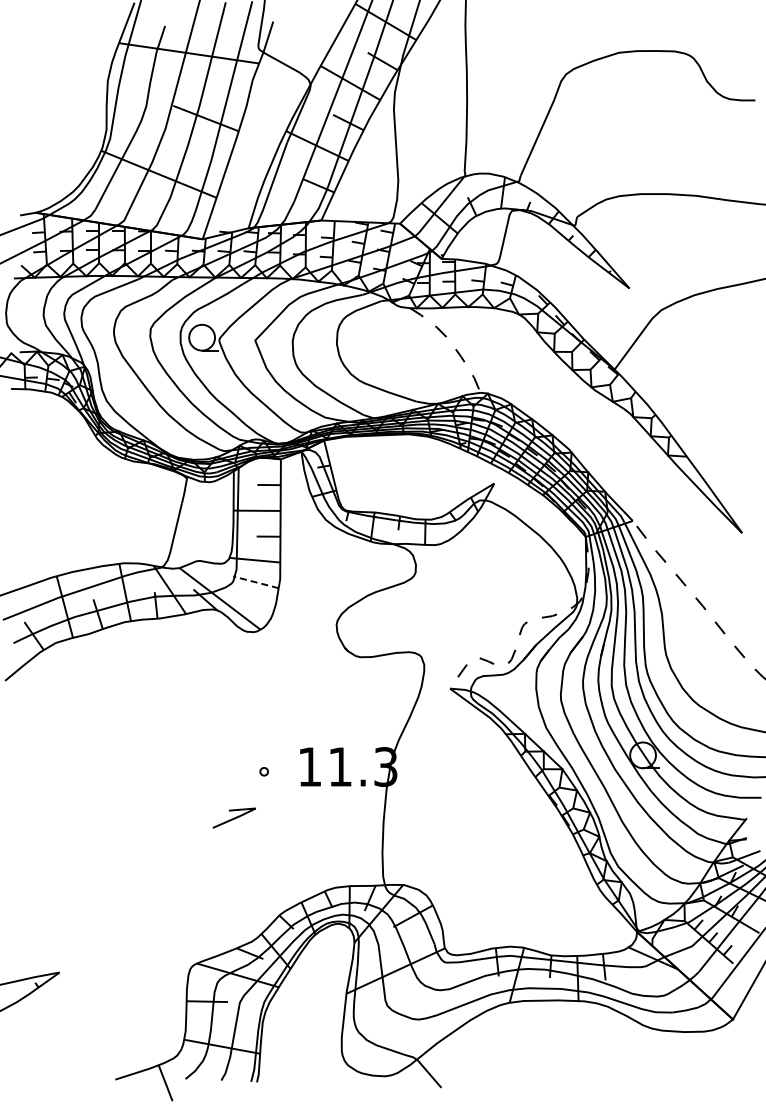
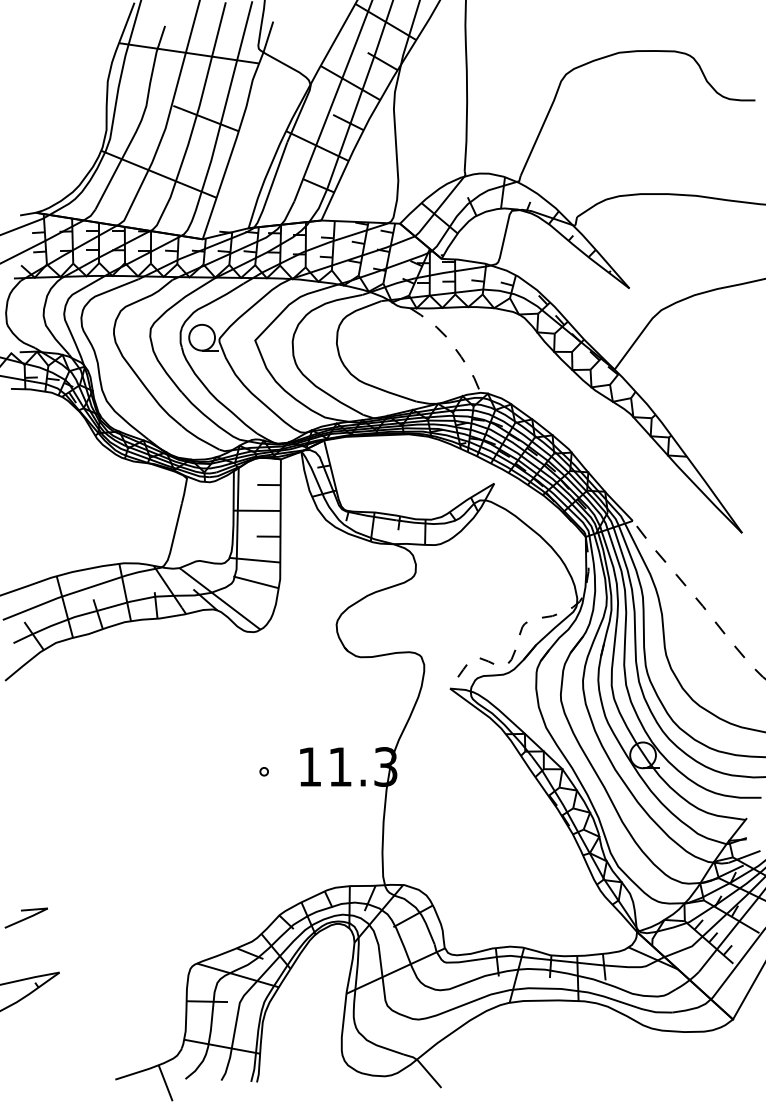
line: dashed -> solid (255, 582)
part position: (233, 817) -> (25, 917) (25, 917)
